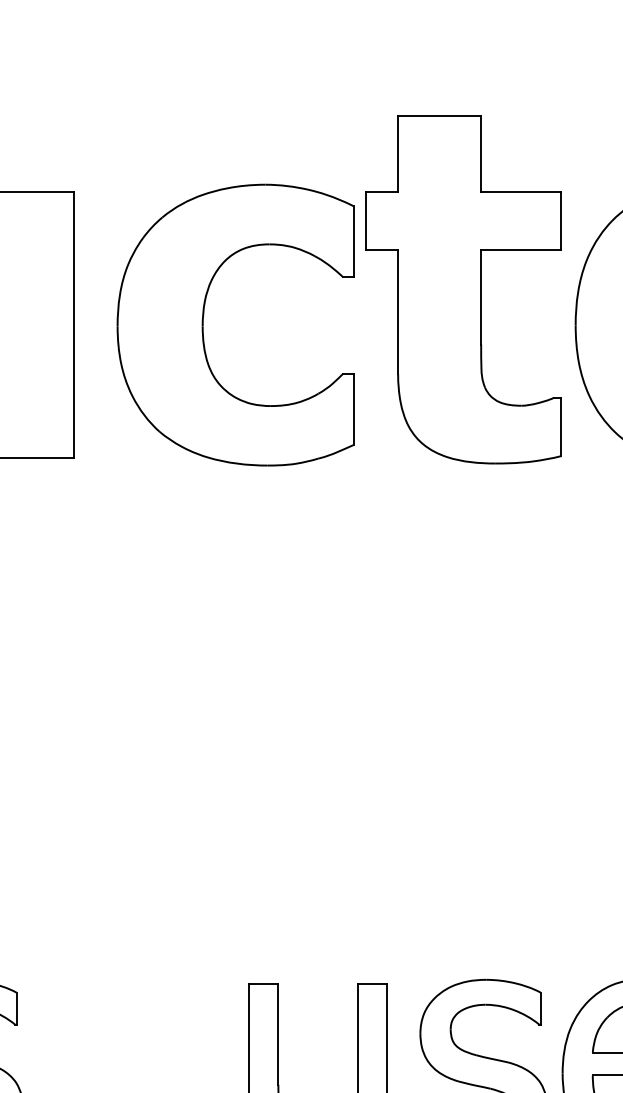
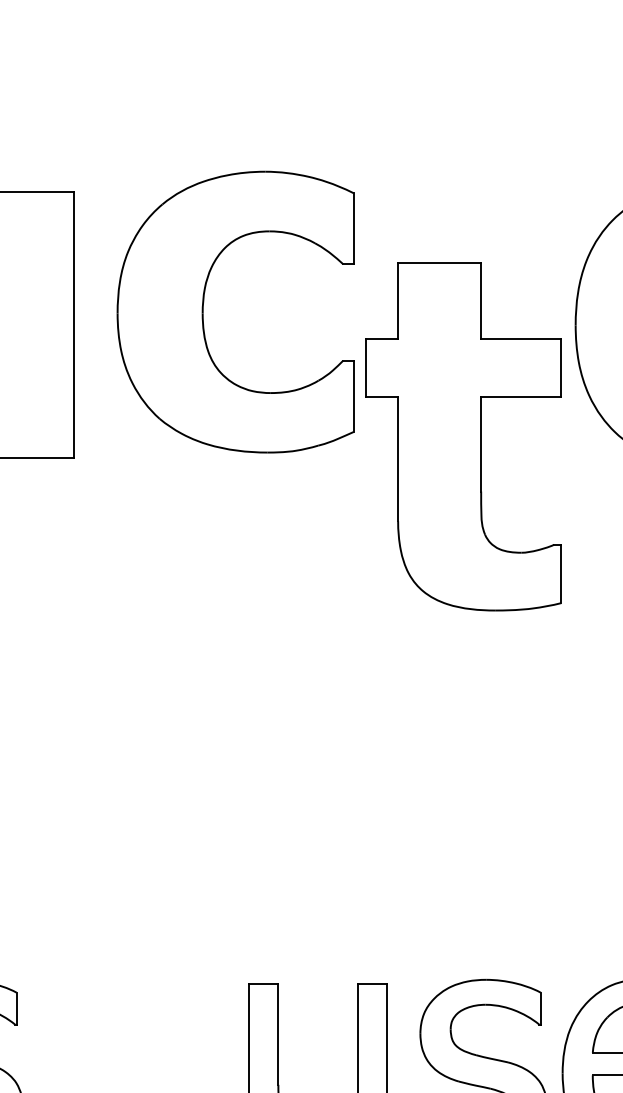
part position: (463, 289) -> (463, 436) (463, 436)
part position: (203, 324) -> (203, 311) (203, 311)
